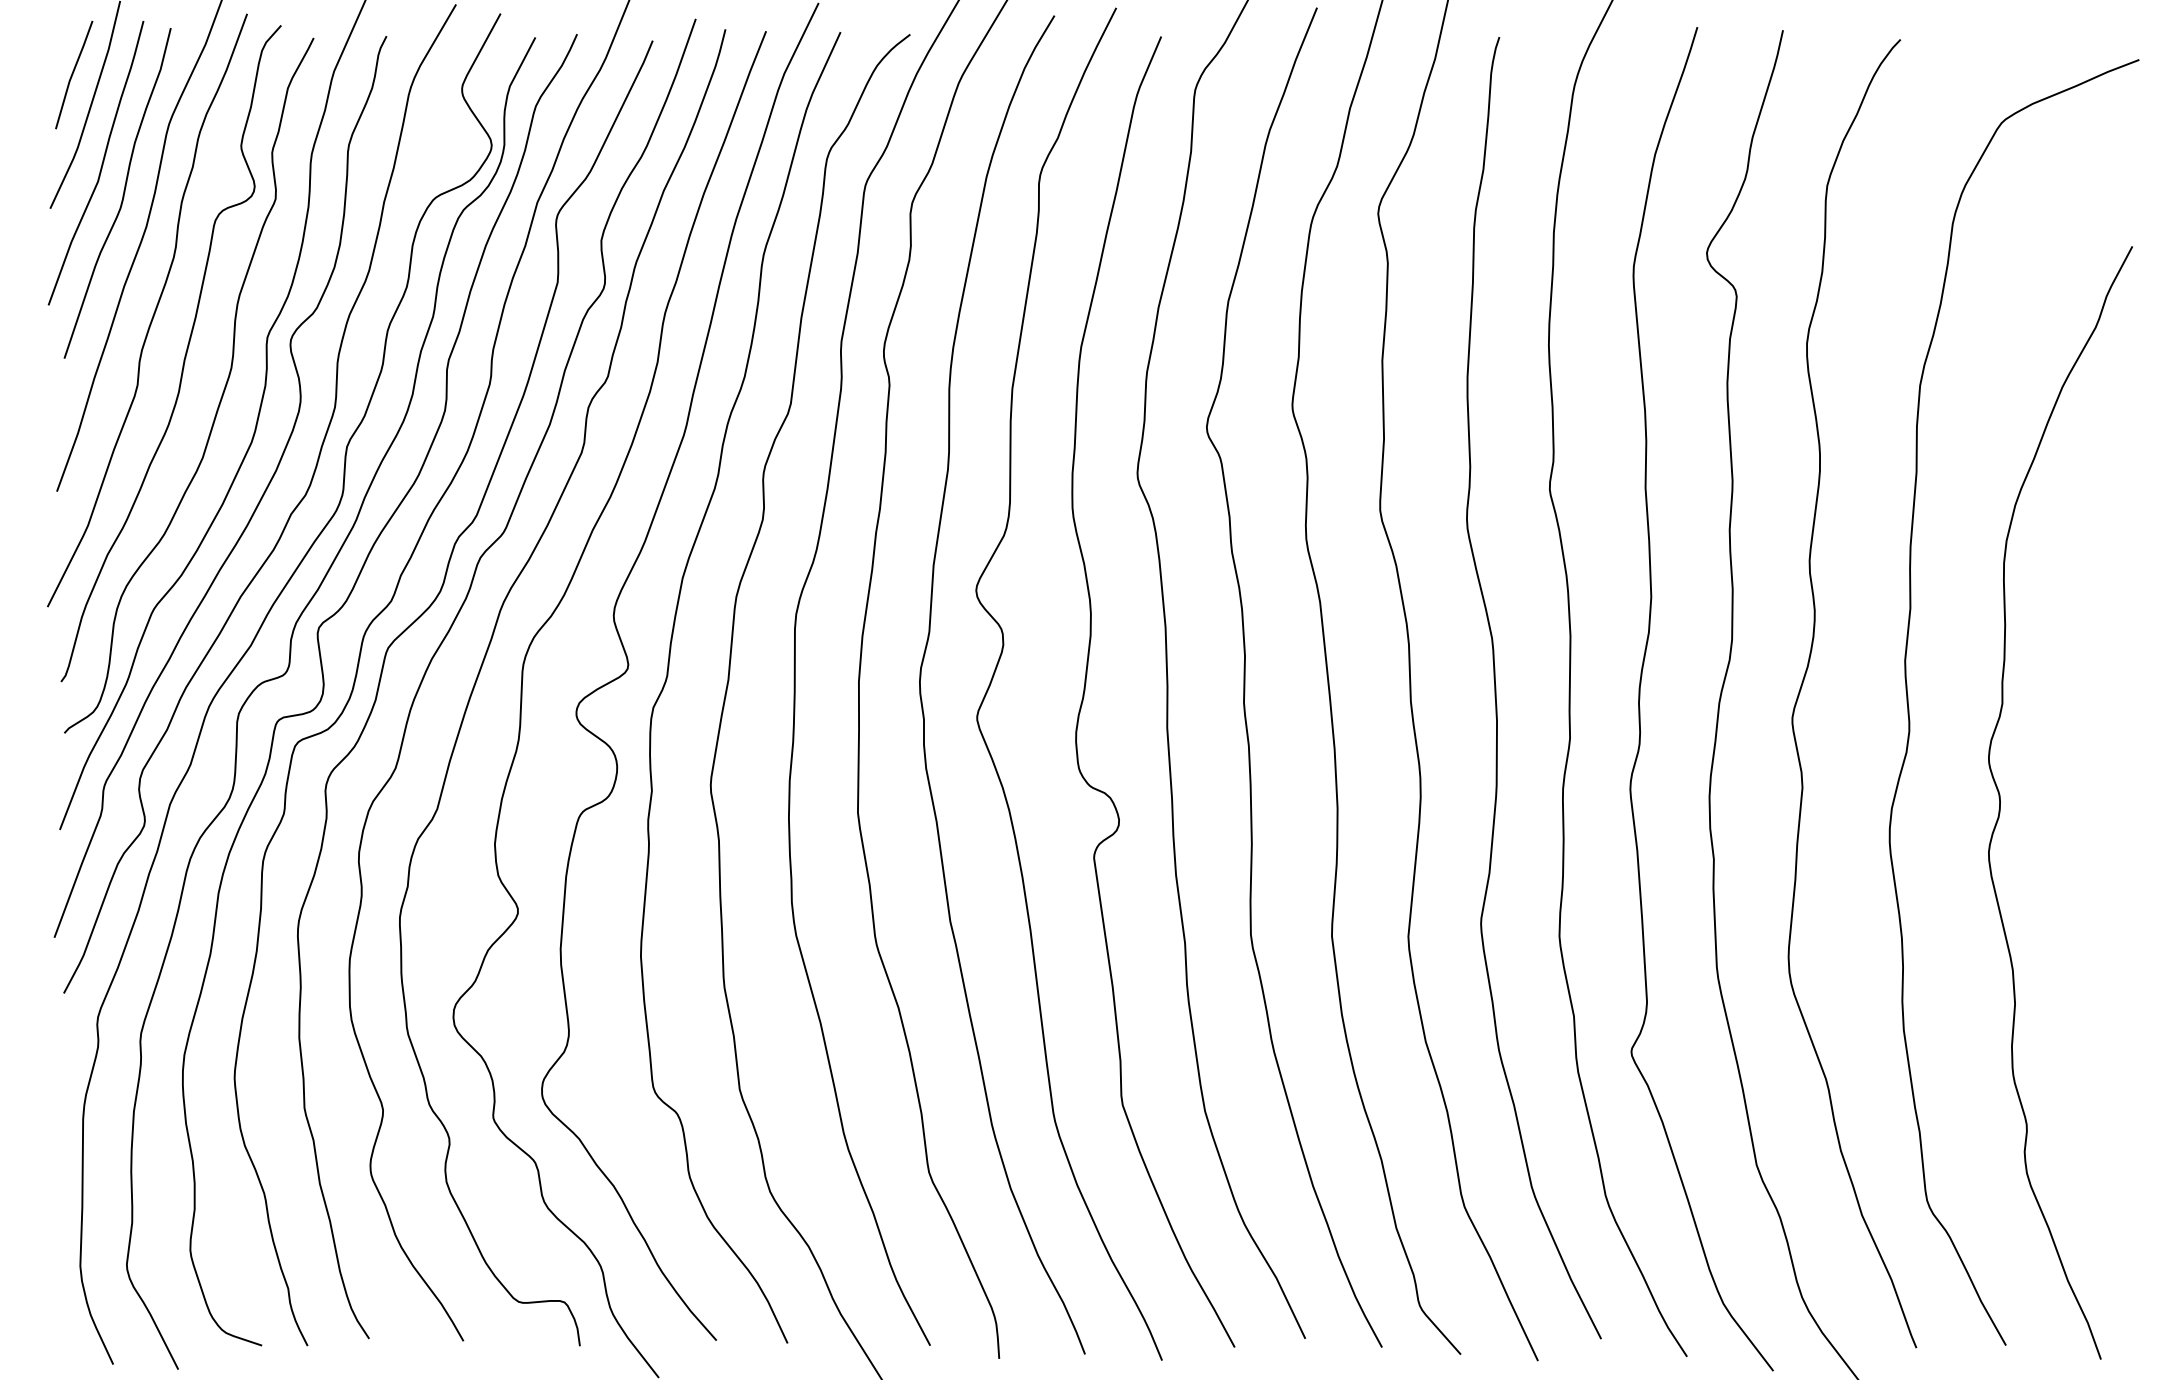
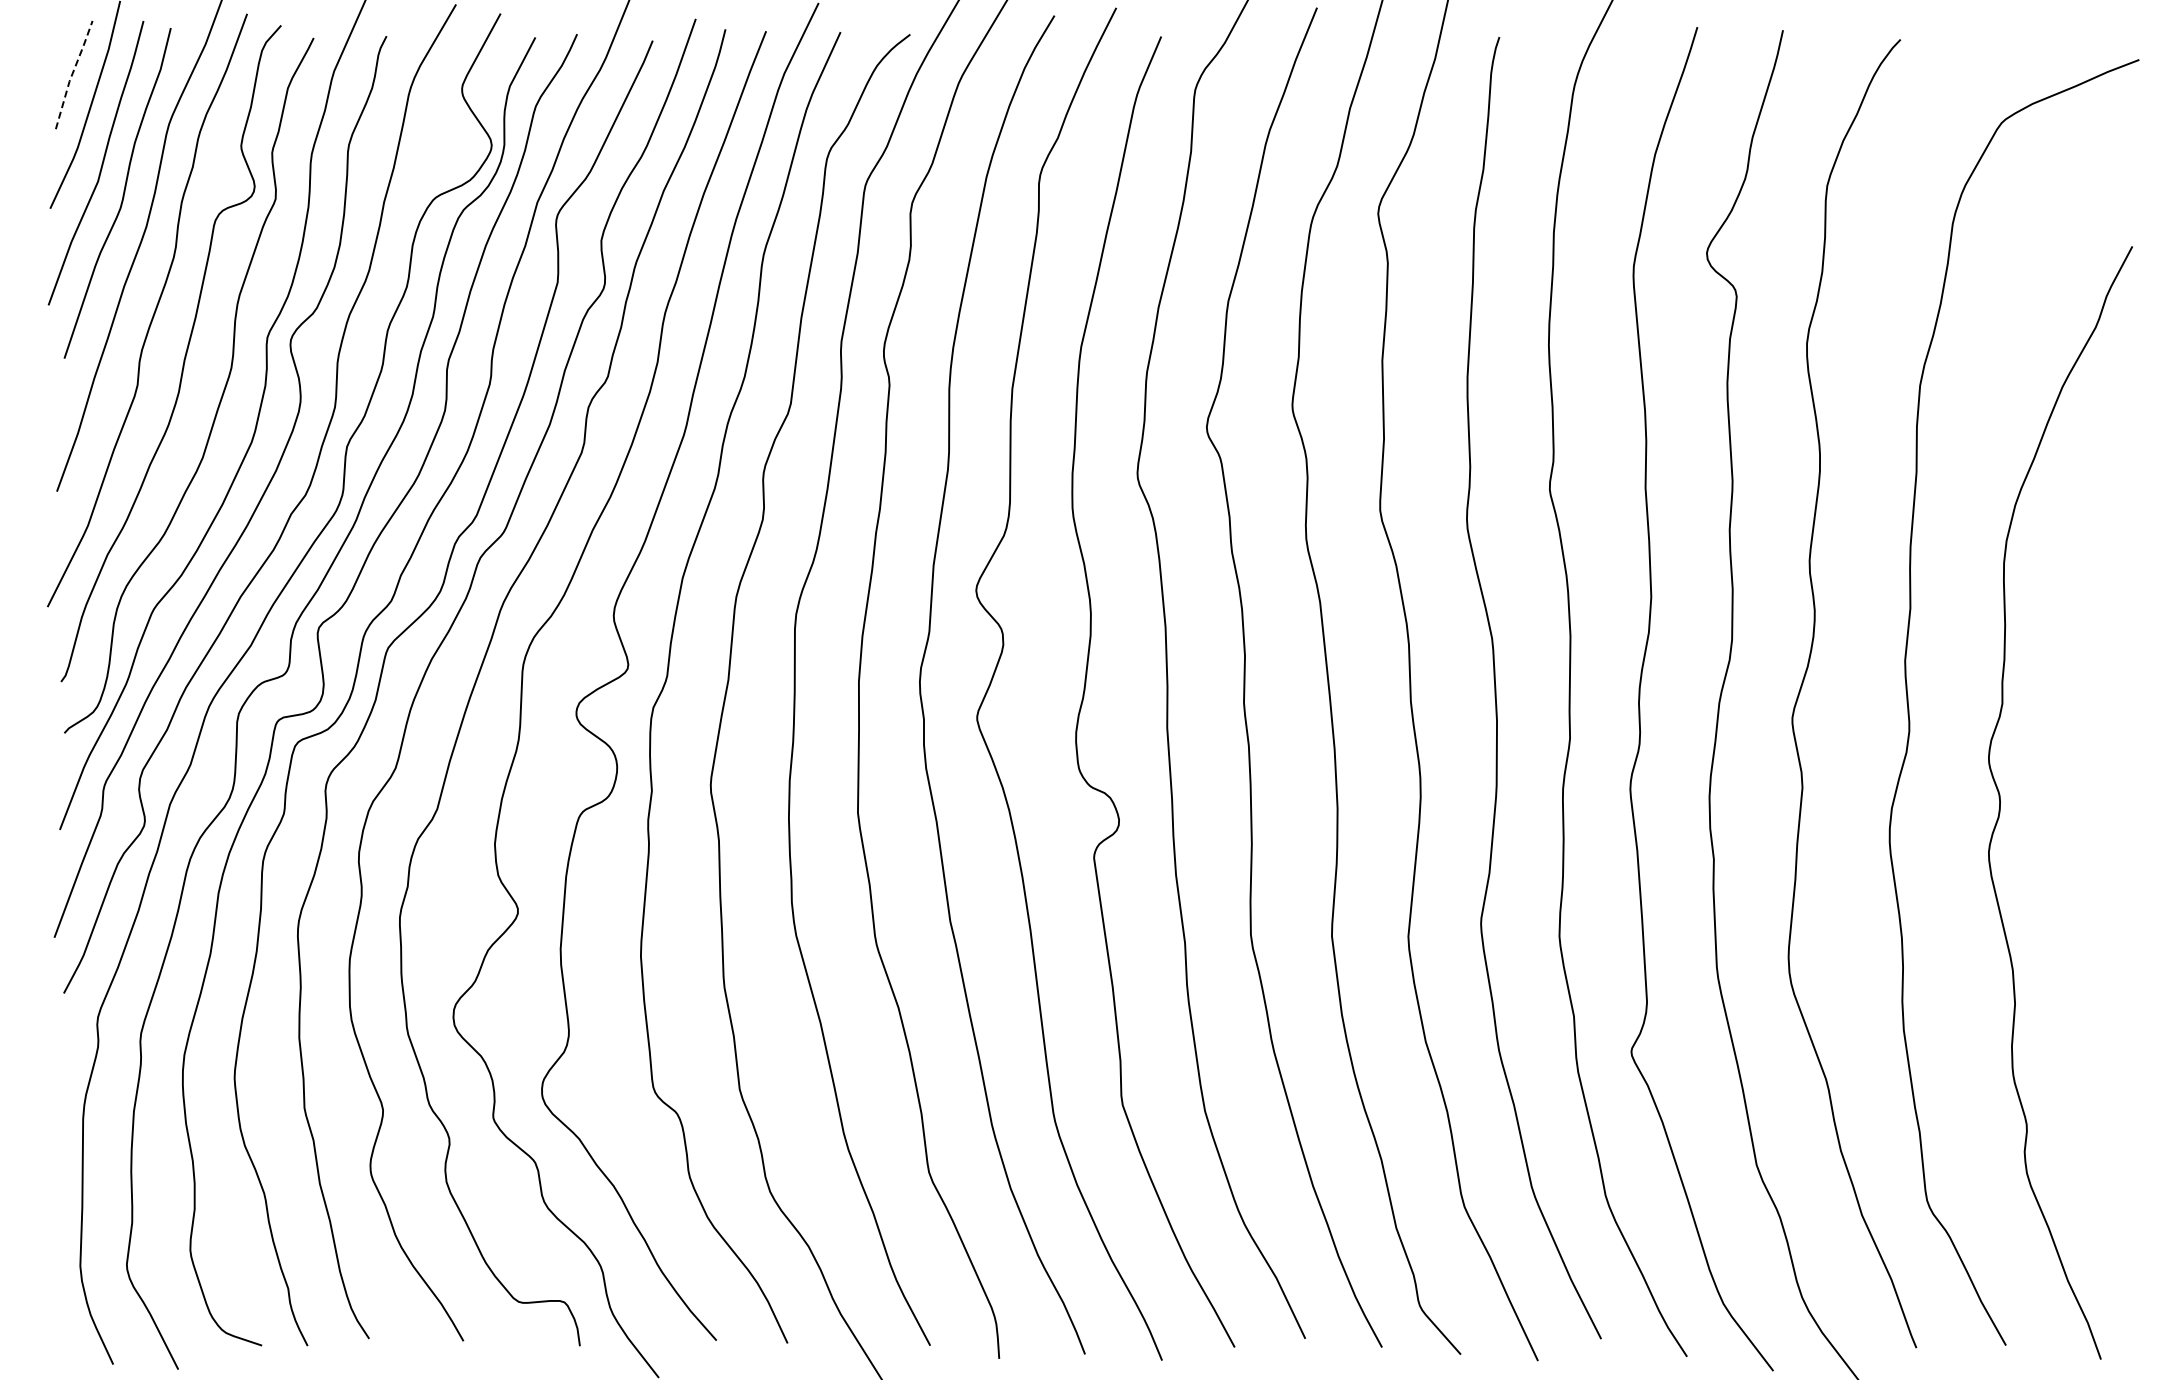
line: solid -> dashed (72, 74)
